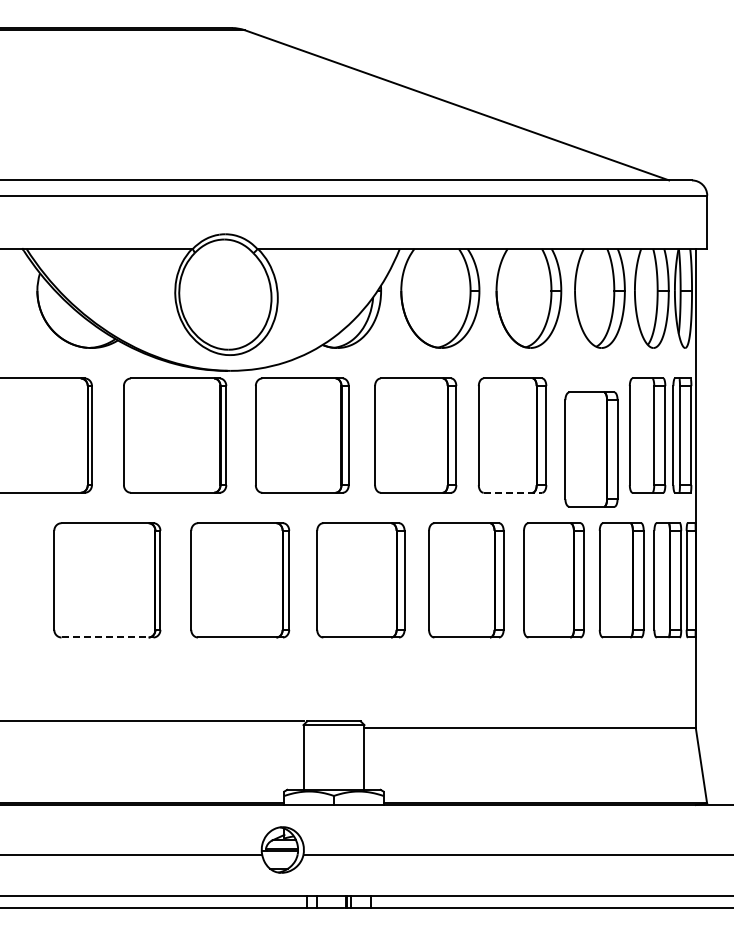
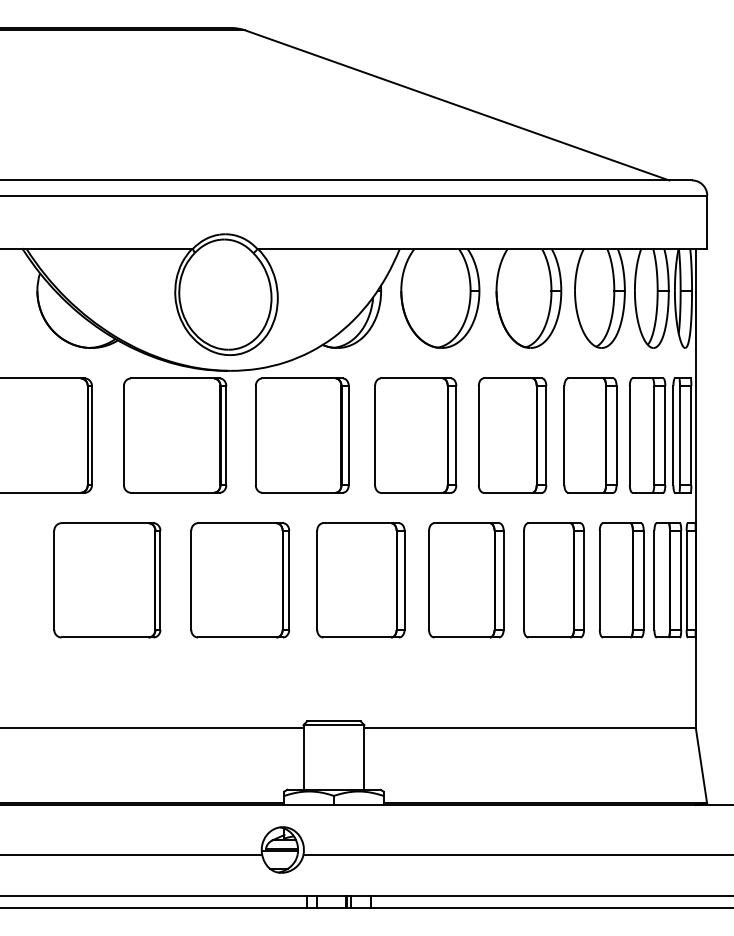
part position: (591, 449) -> (590, 435) (590, 435)
line: dashed -> solid (513, 492)
line: dashed -> solid (108, 637)
line position: (152, 721) -> (152, 728) (152, 728)
